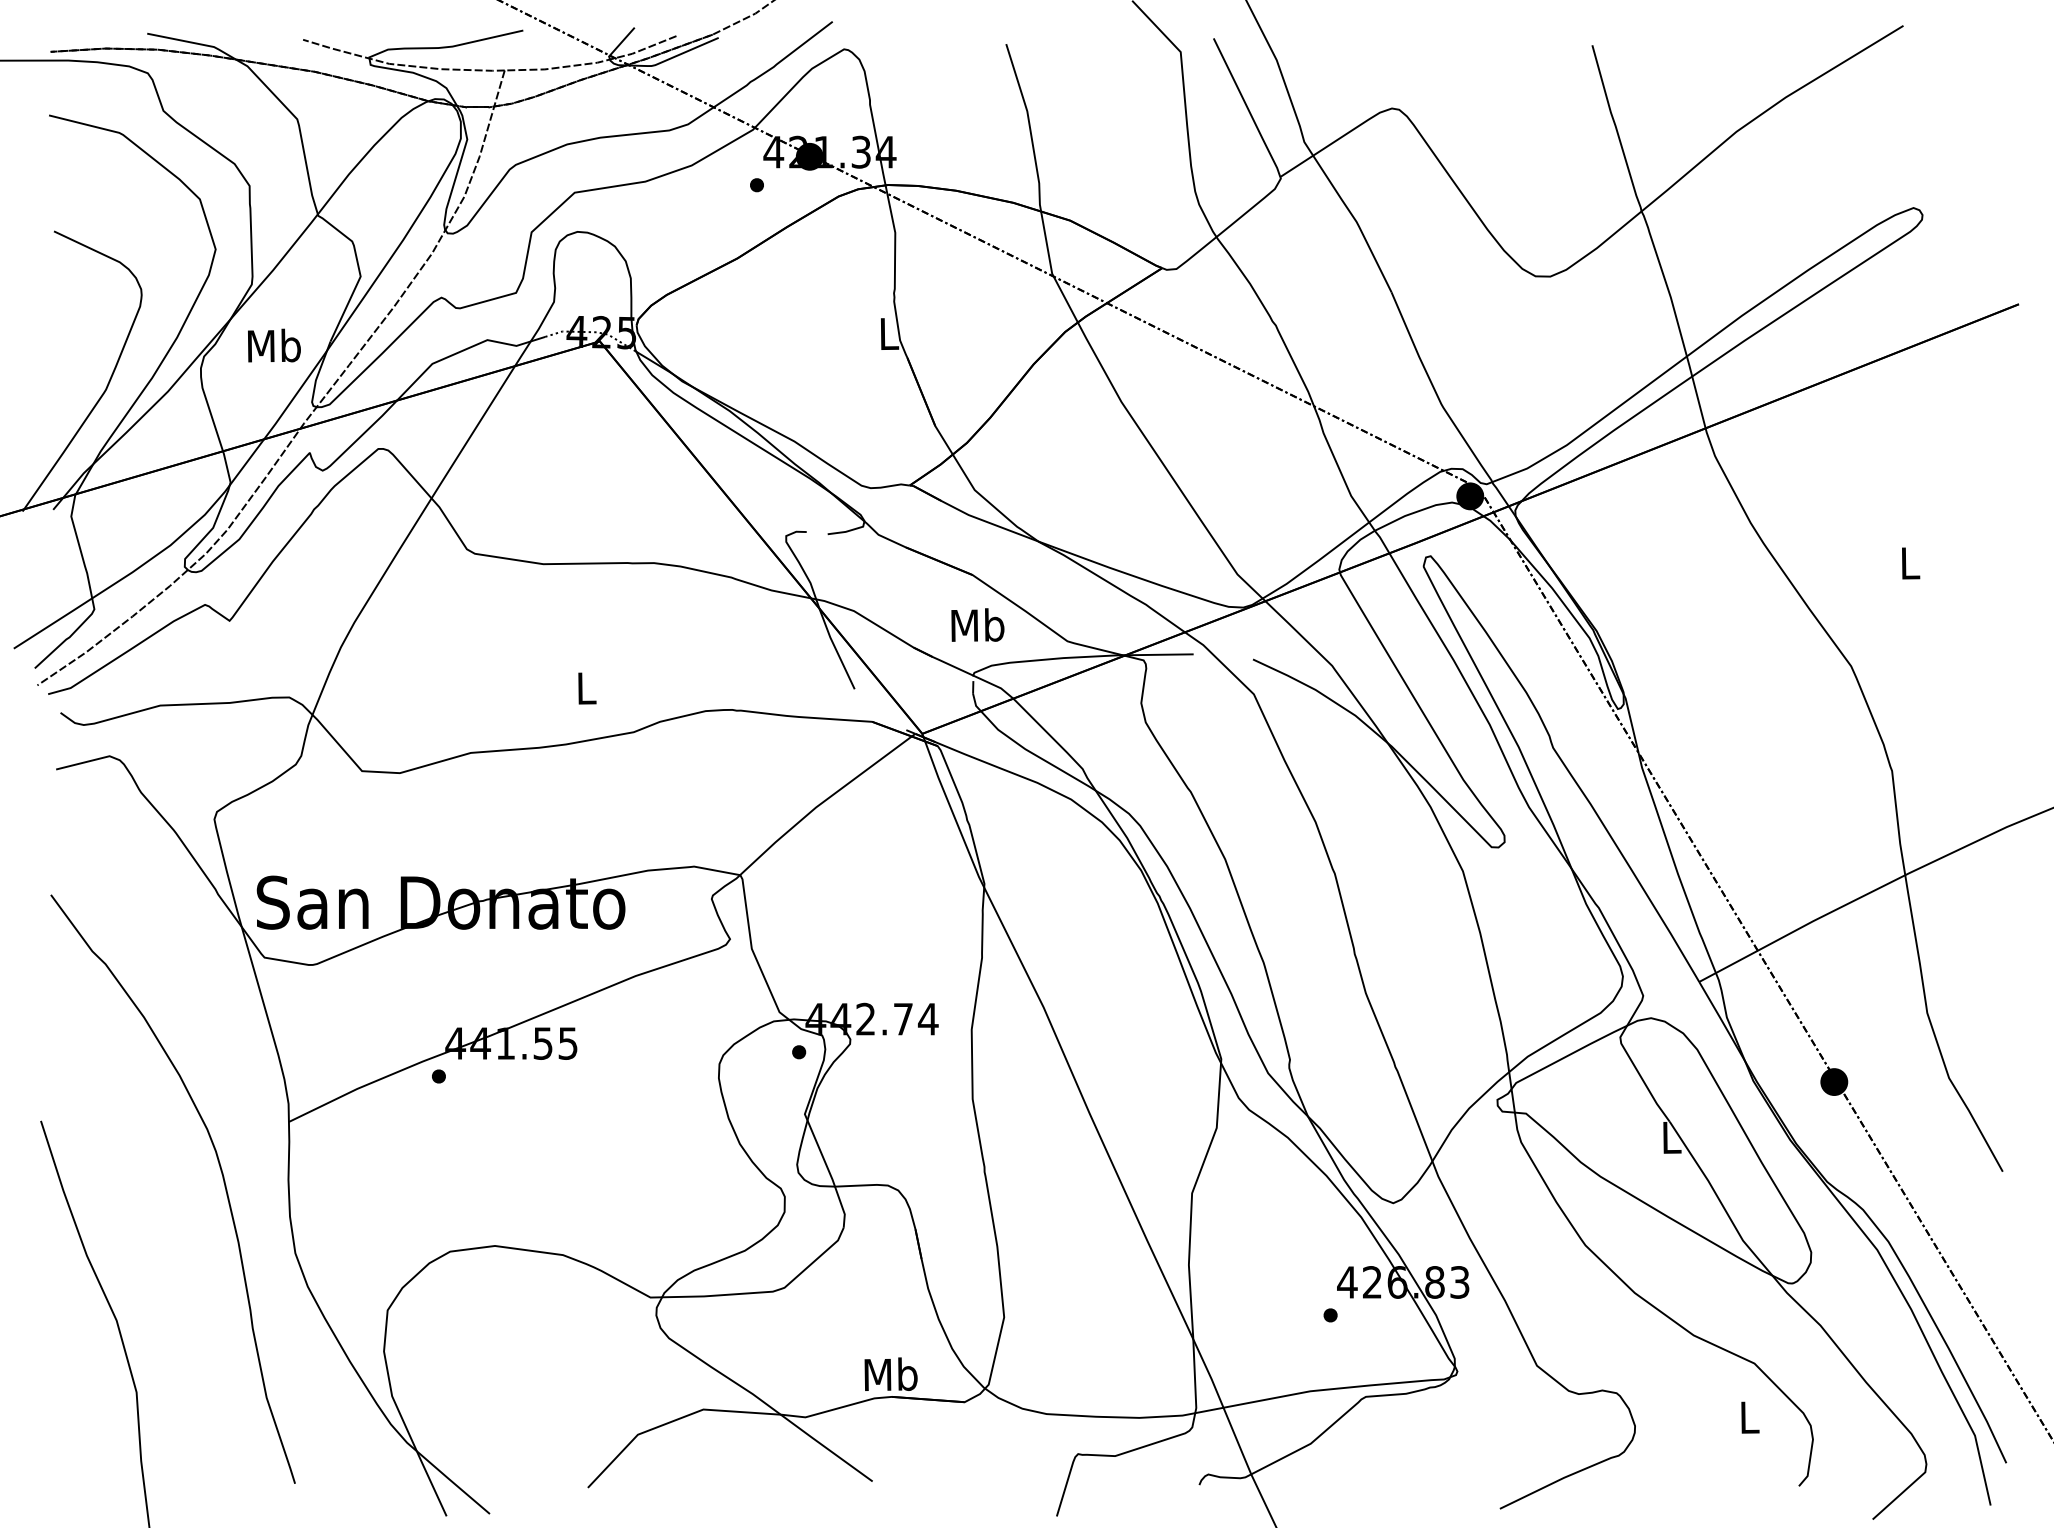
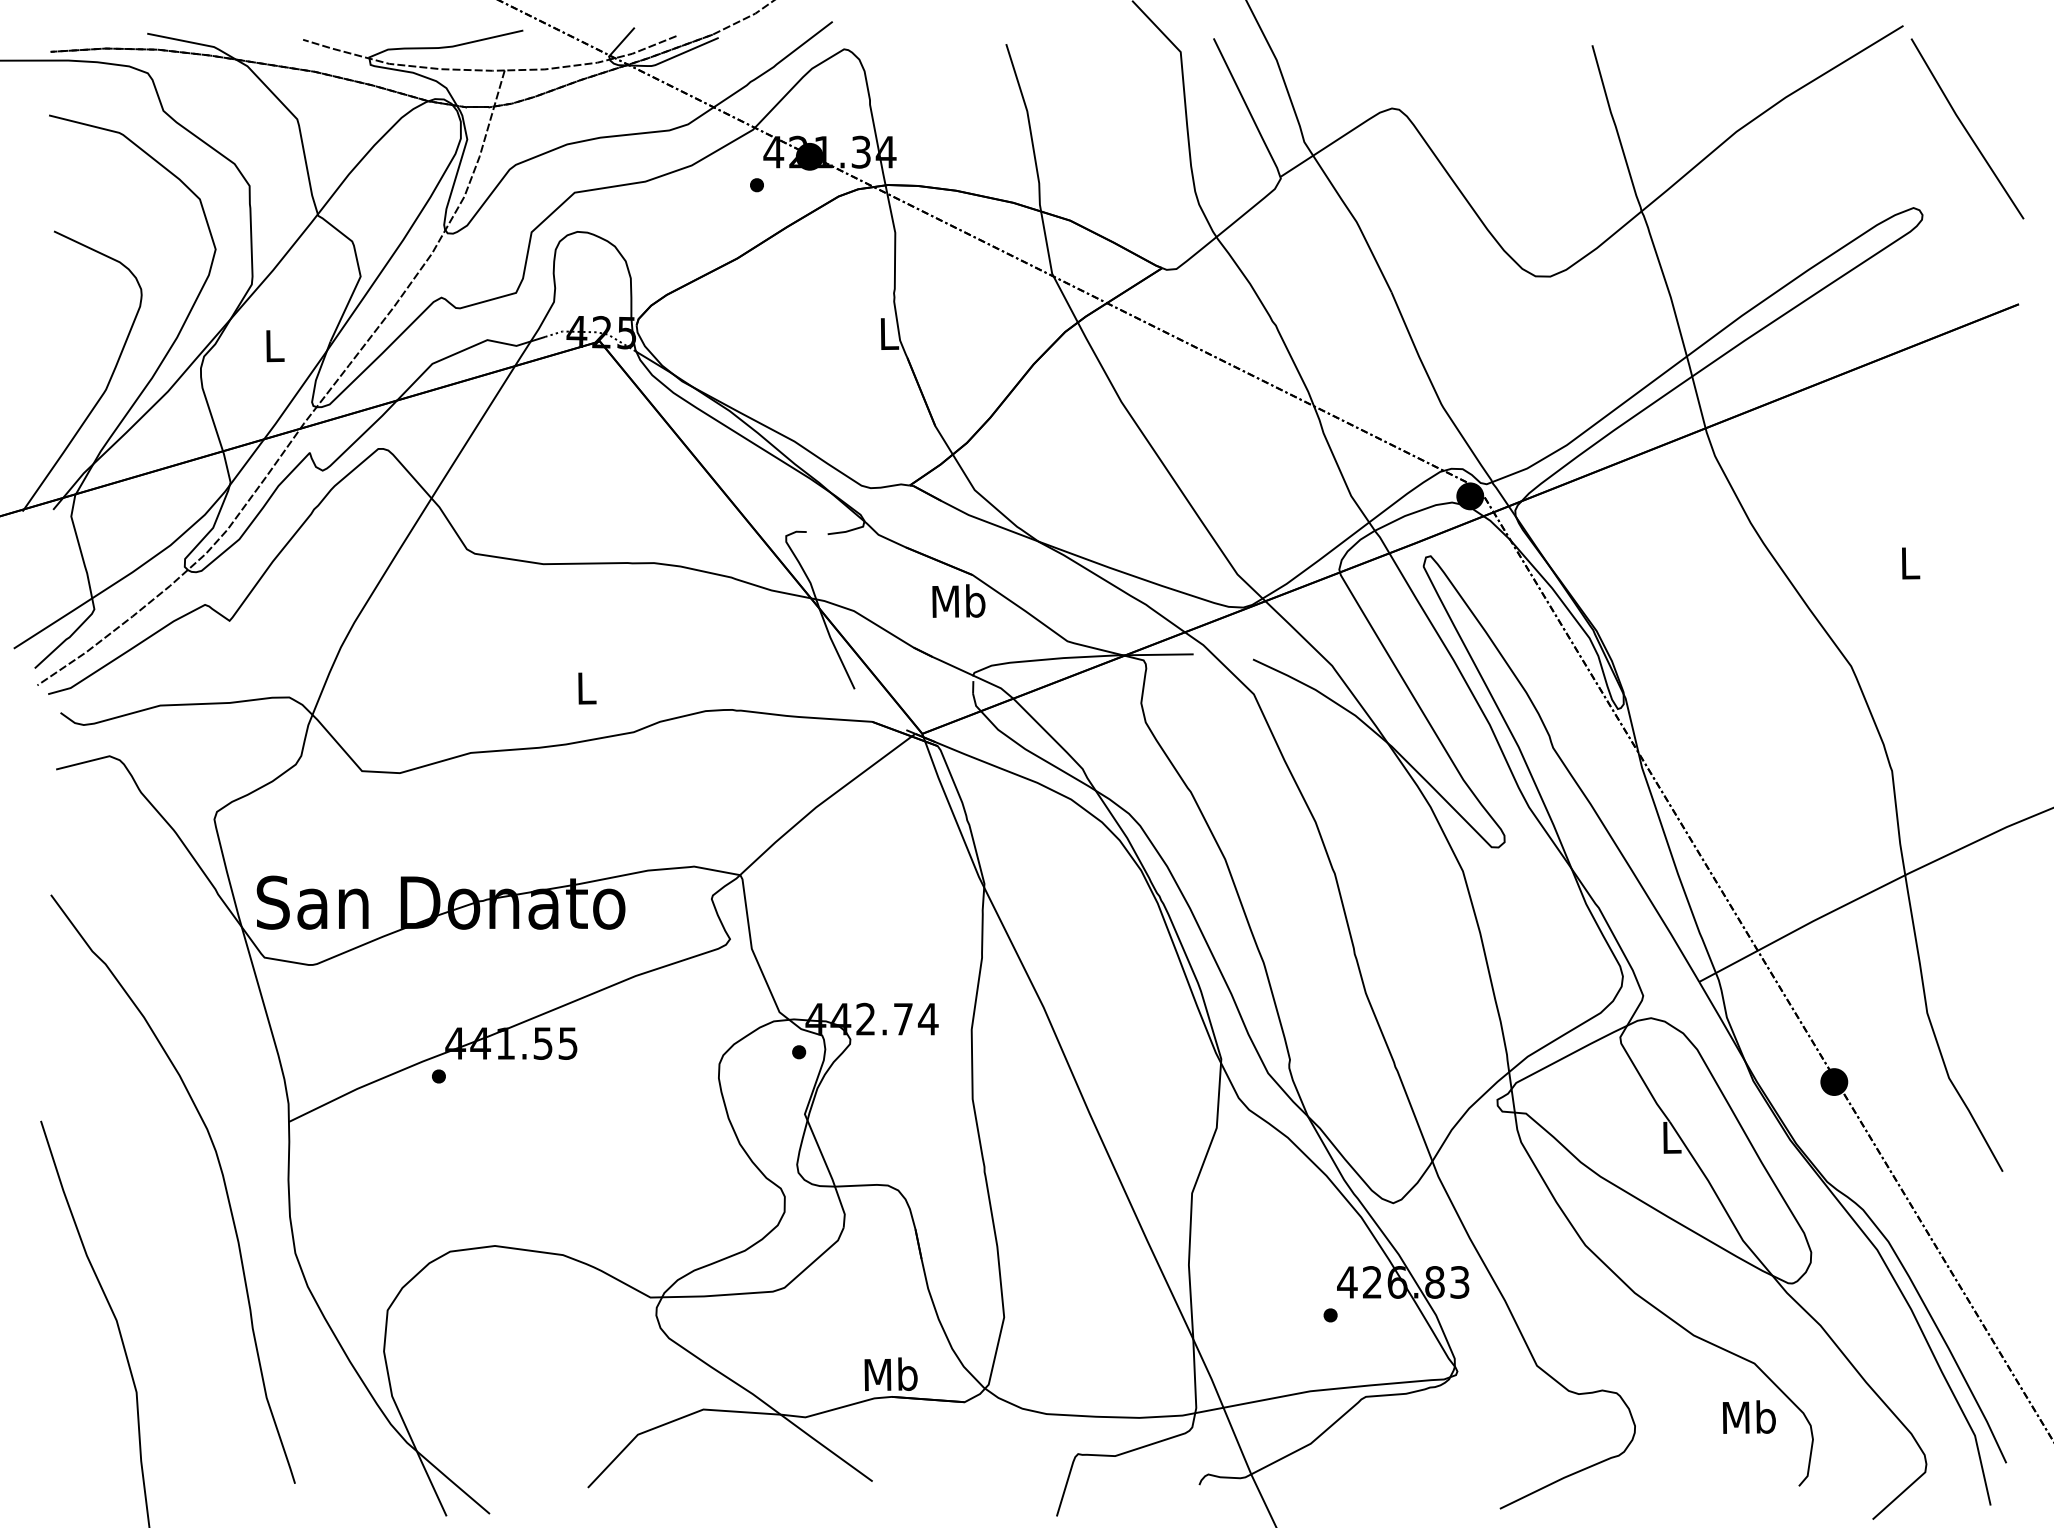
line: none -> present (1966, 128)
text: Mb -> L (274, 345)
text position: (977, 624) -> (958, 600) (958, 600)
text: L -> Mb (1748, 1416)
